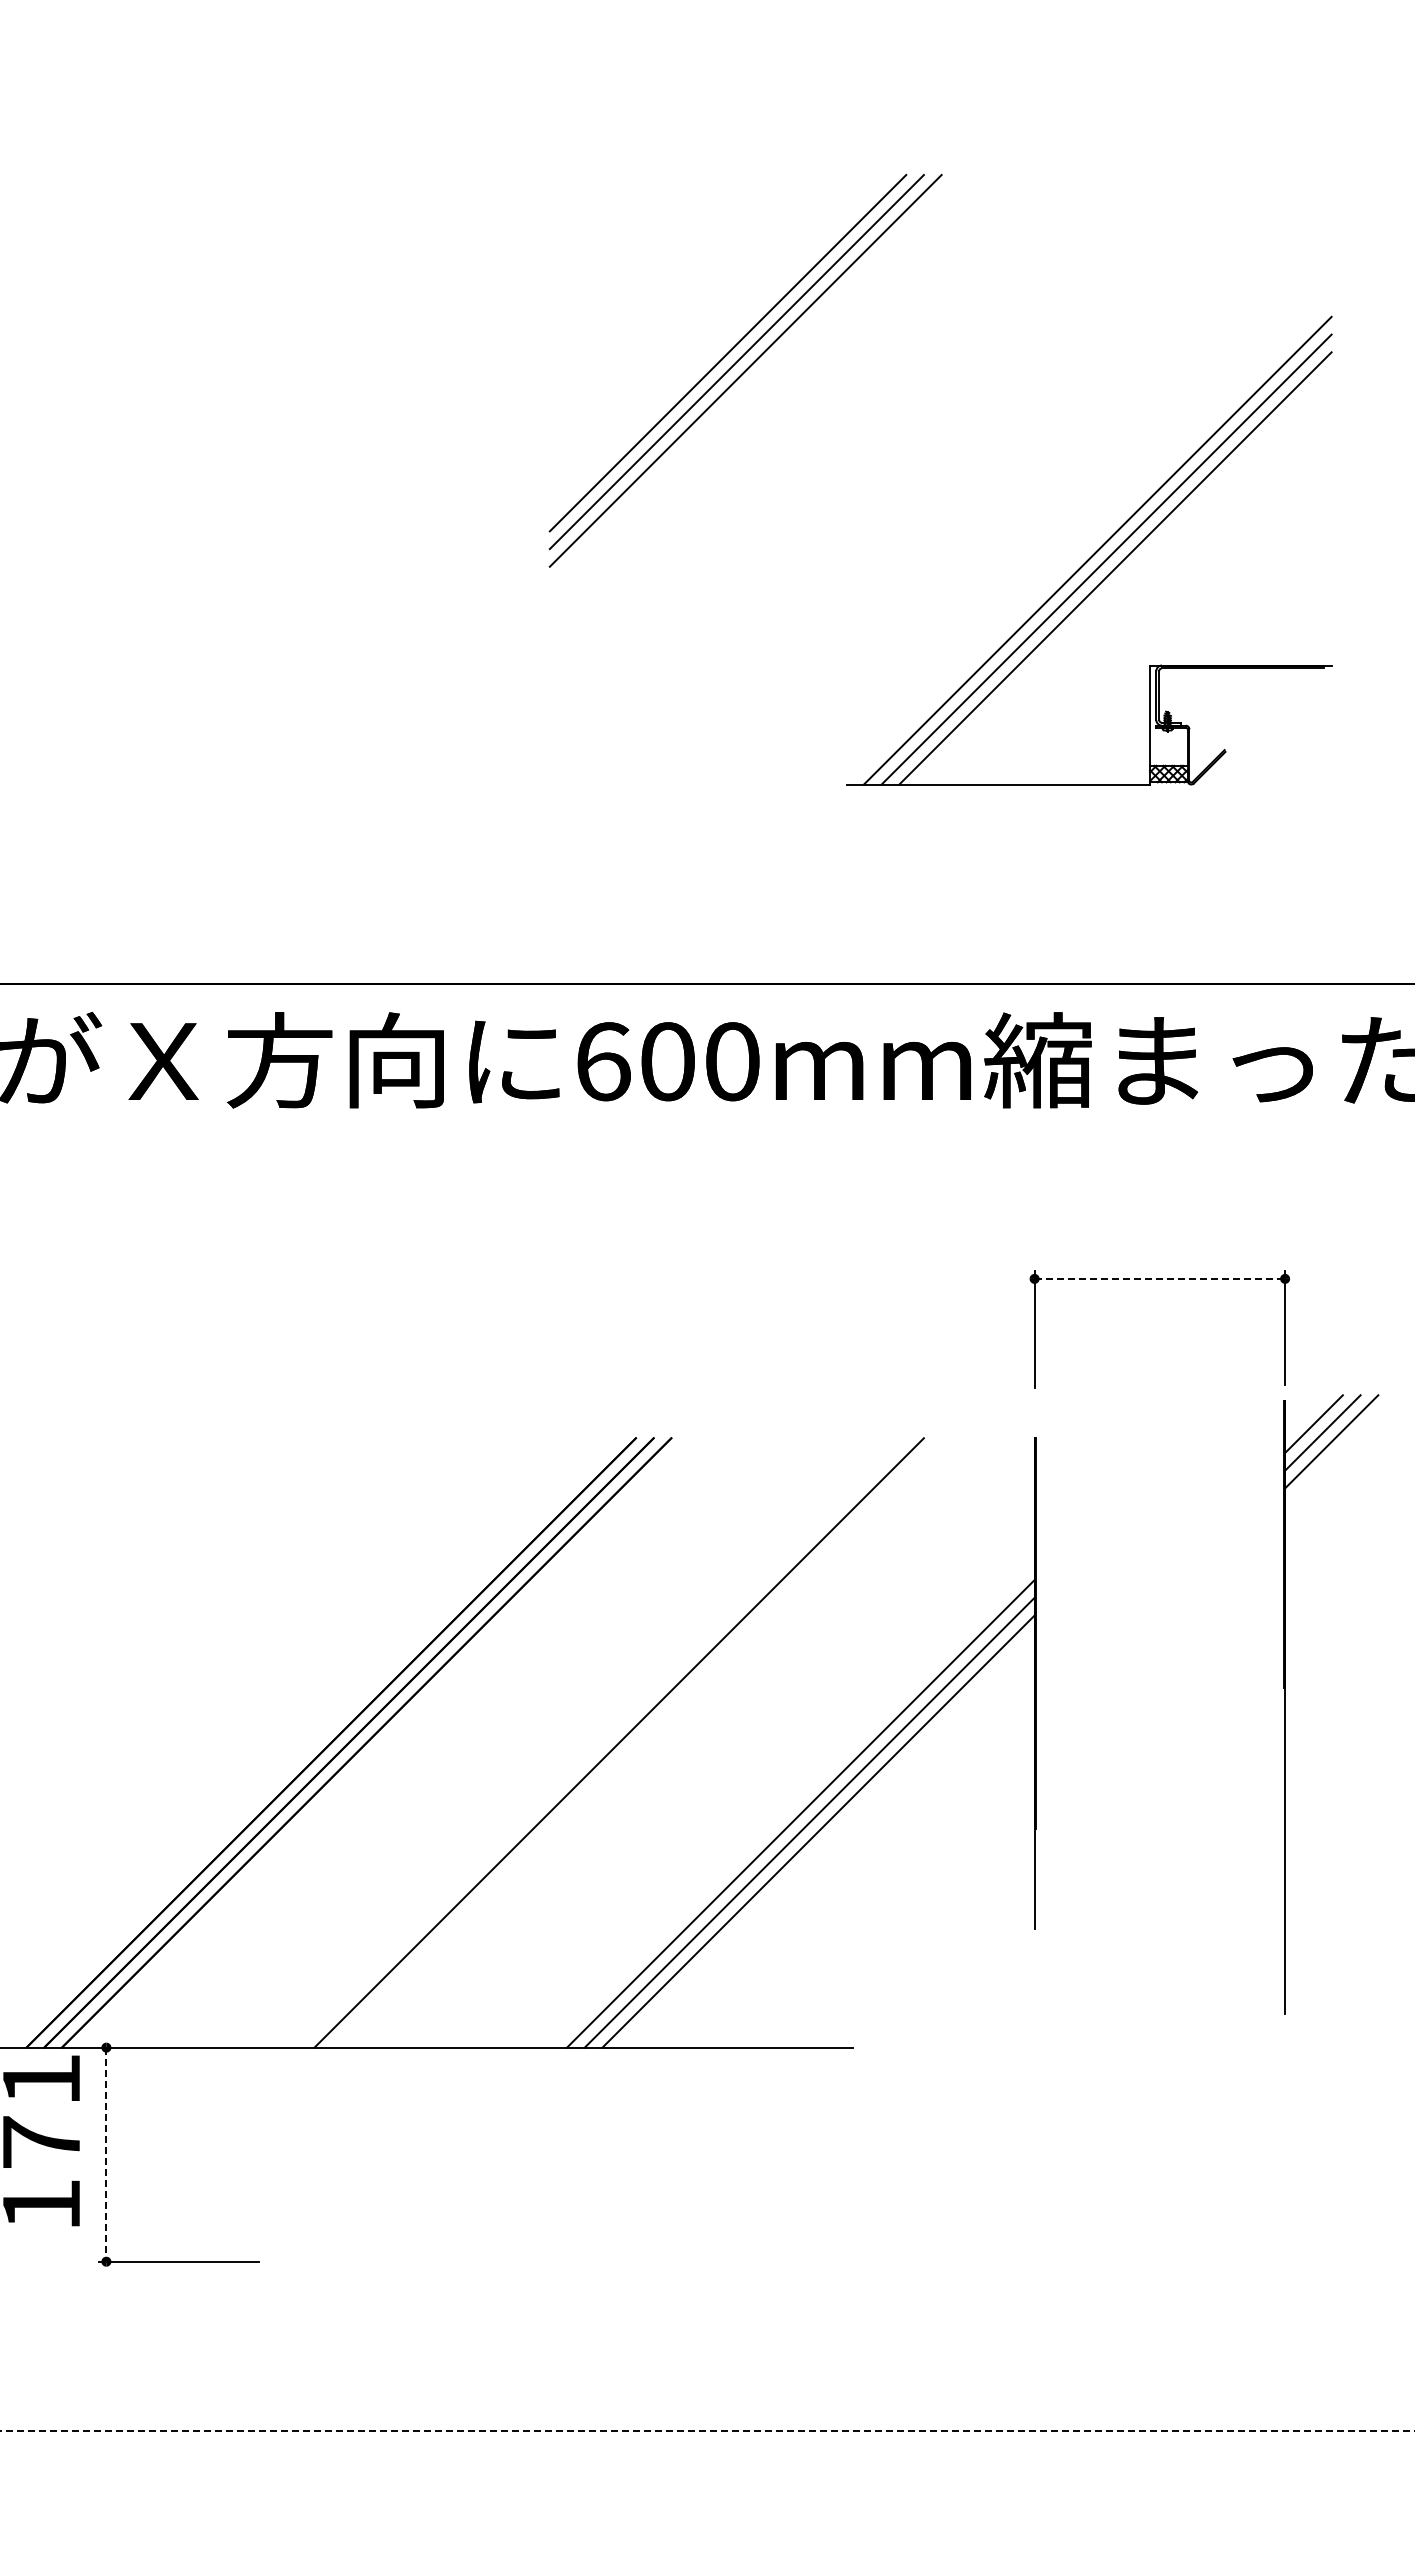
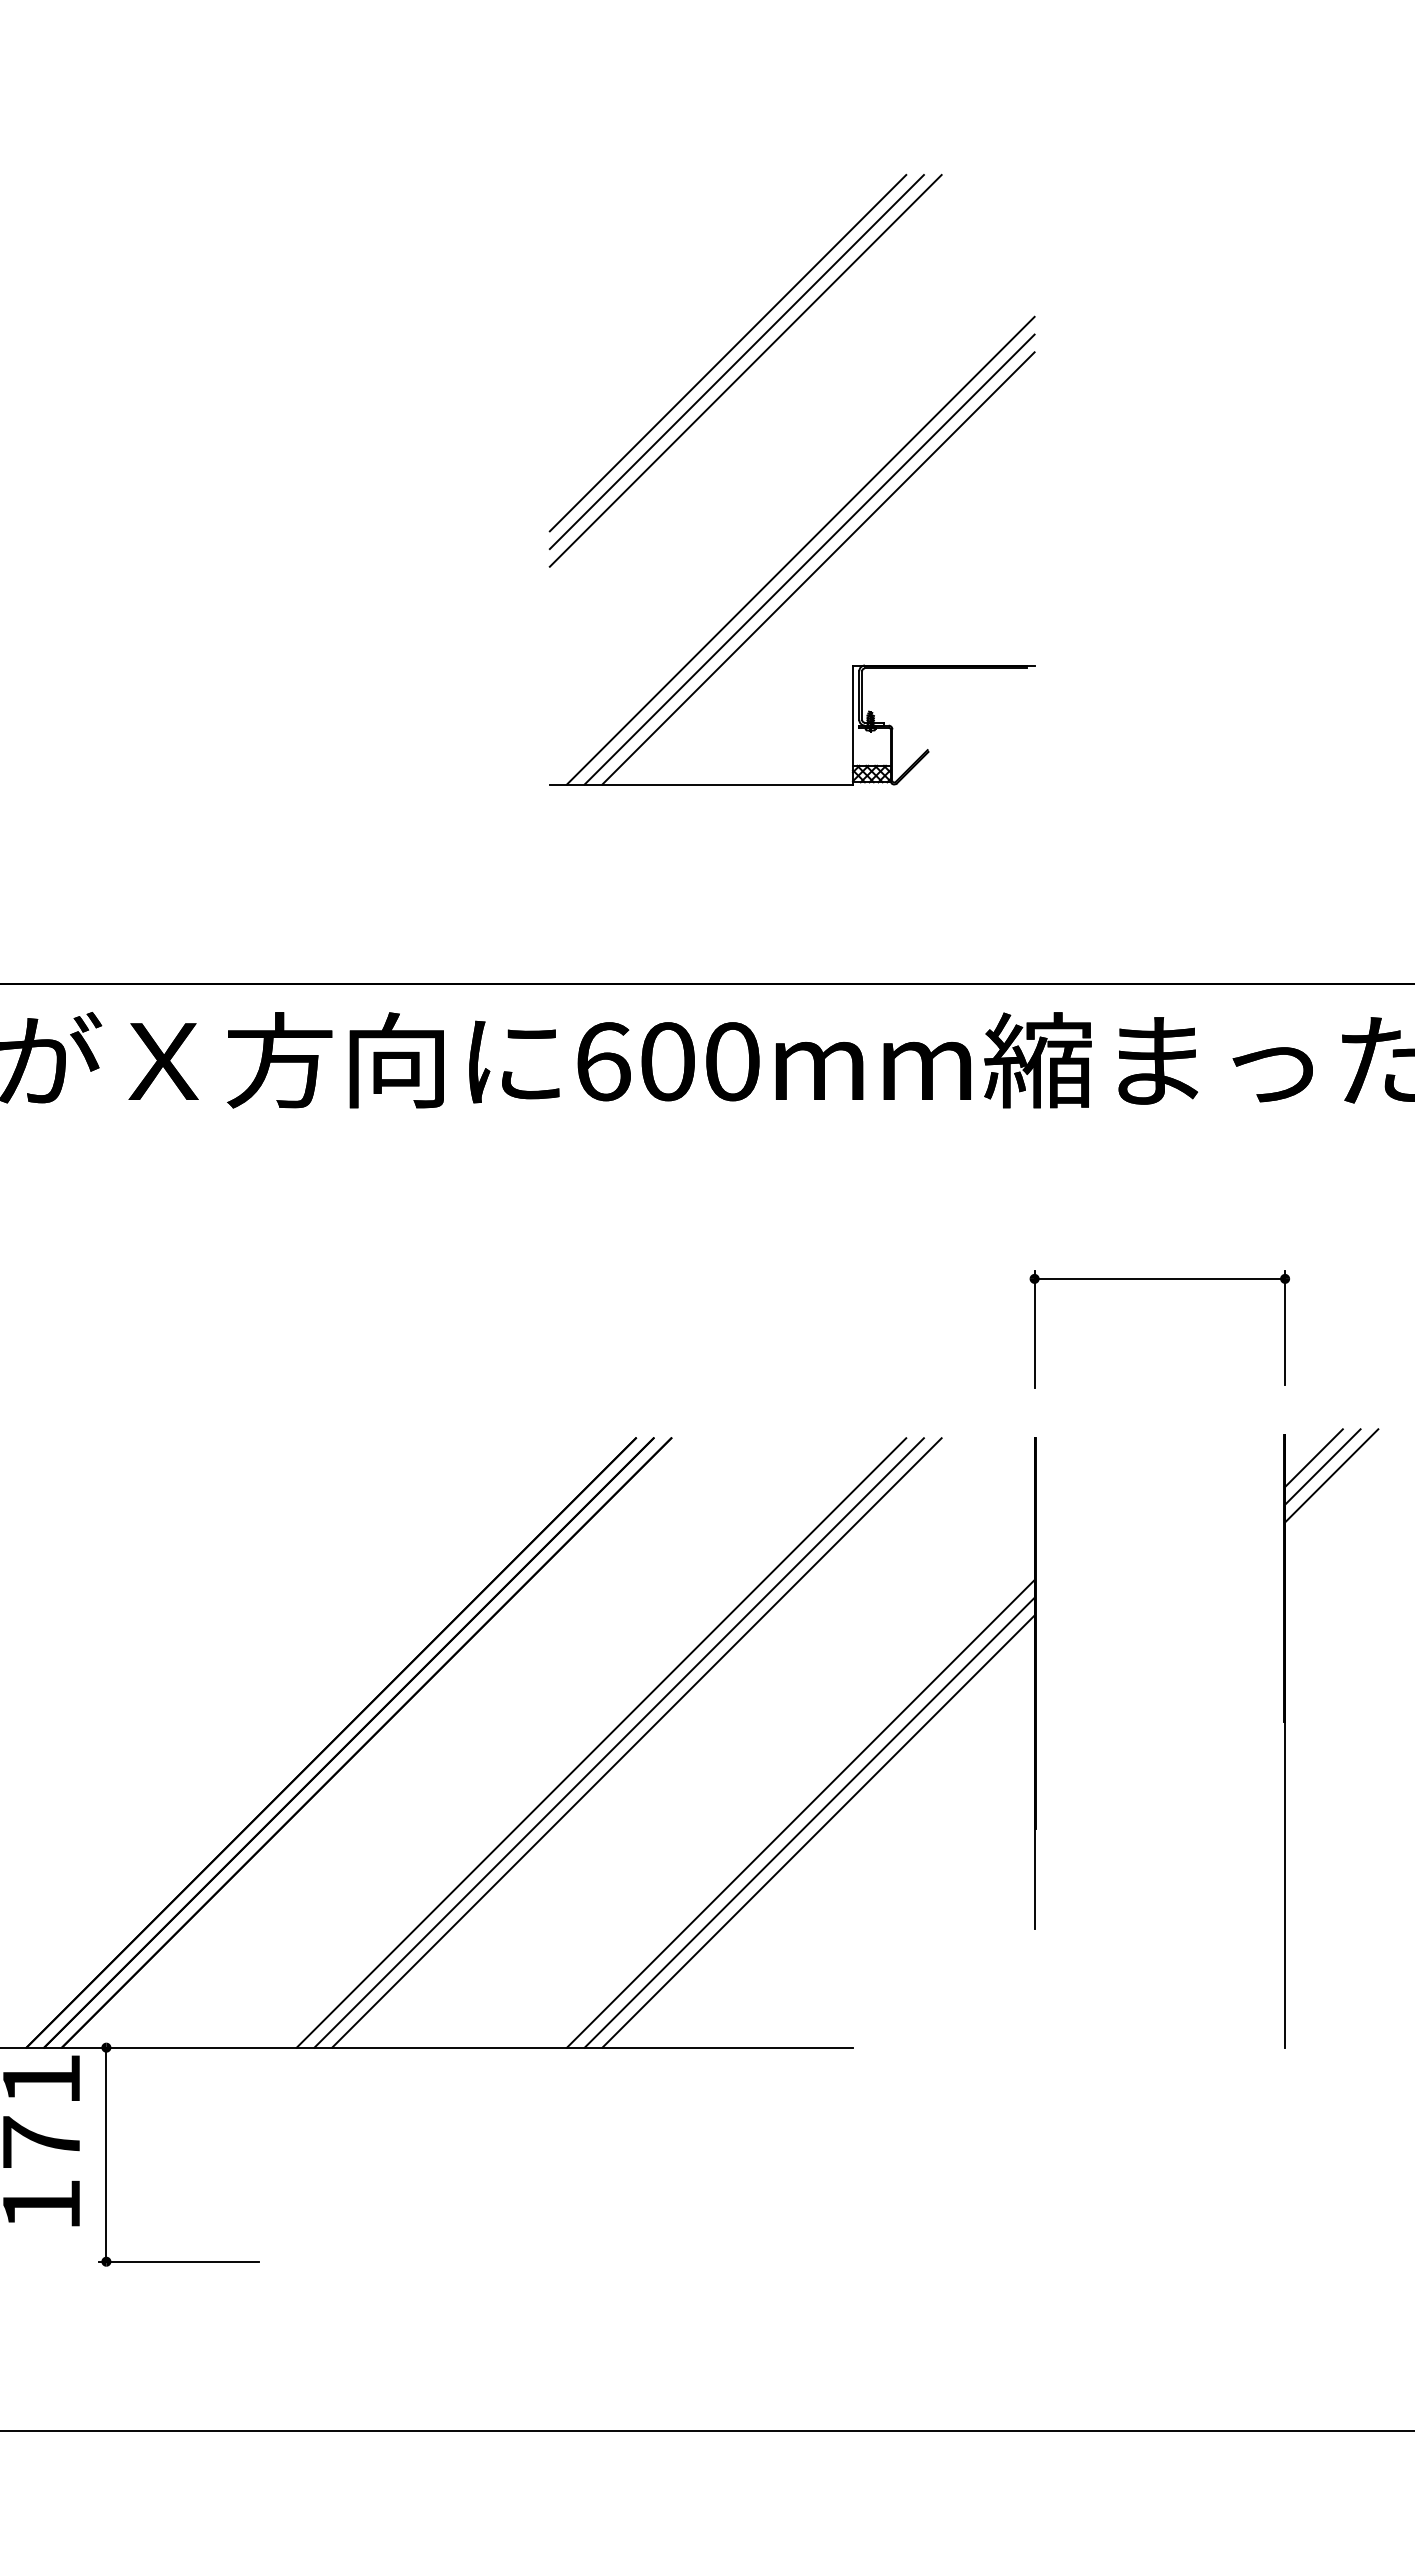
part position: (1089, 550) -> (792, 550) (792, 550)
line: dashed -> solid (1160, 1278)
part position: (1285, 1704) -> (1285, 1738) (1285, 1738)
line: none -> present (601, 1742)
line: none -> present (636, 1742)
line: dashed -> solid (106, 2155)
line: dashed -> solid (707, 2430)
